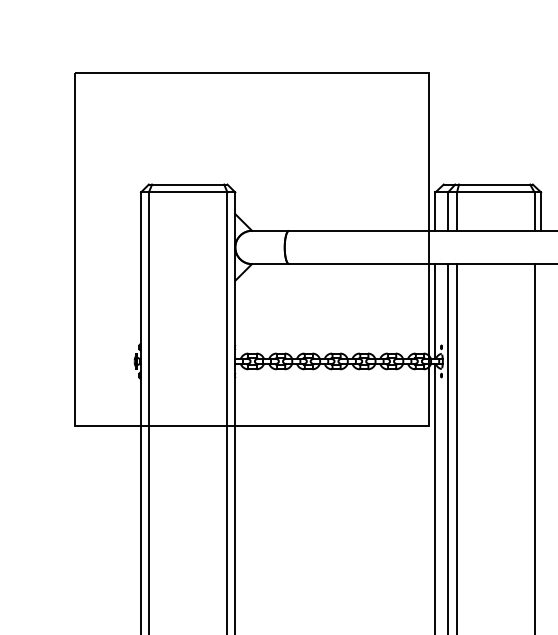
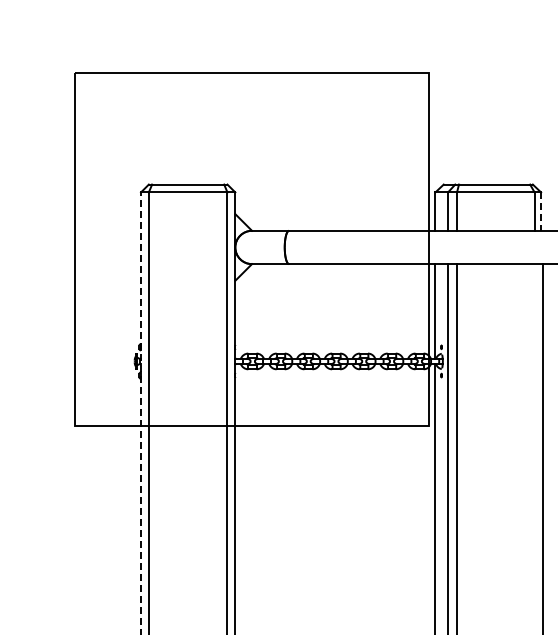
line: solid -> dashed (541, 212)
line: solid -> dashed (141, 413)
line position: (534, 447) -> (542, 447) (542, 447)
